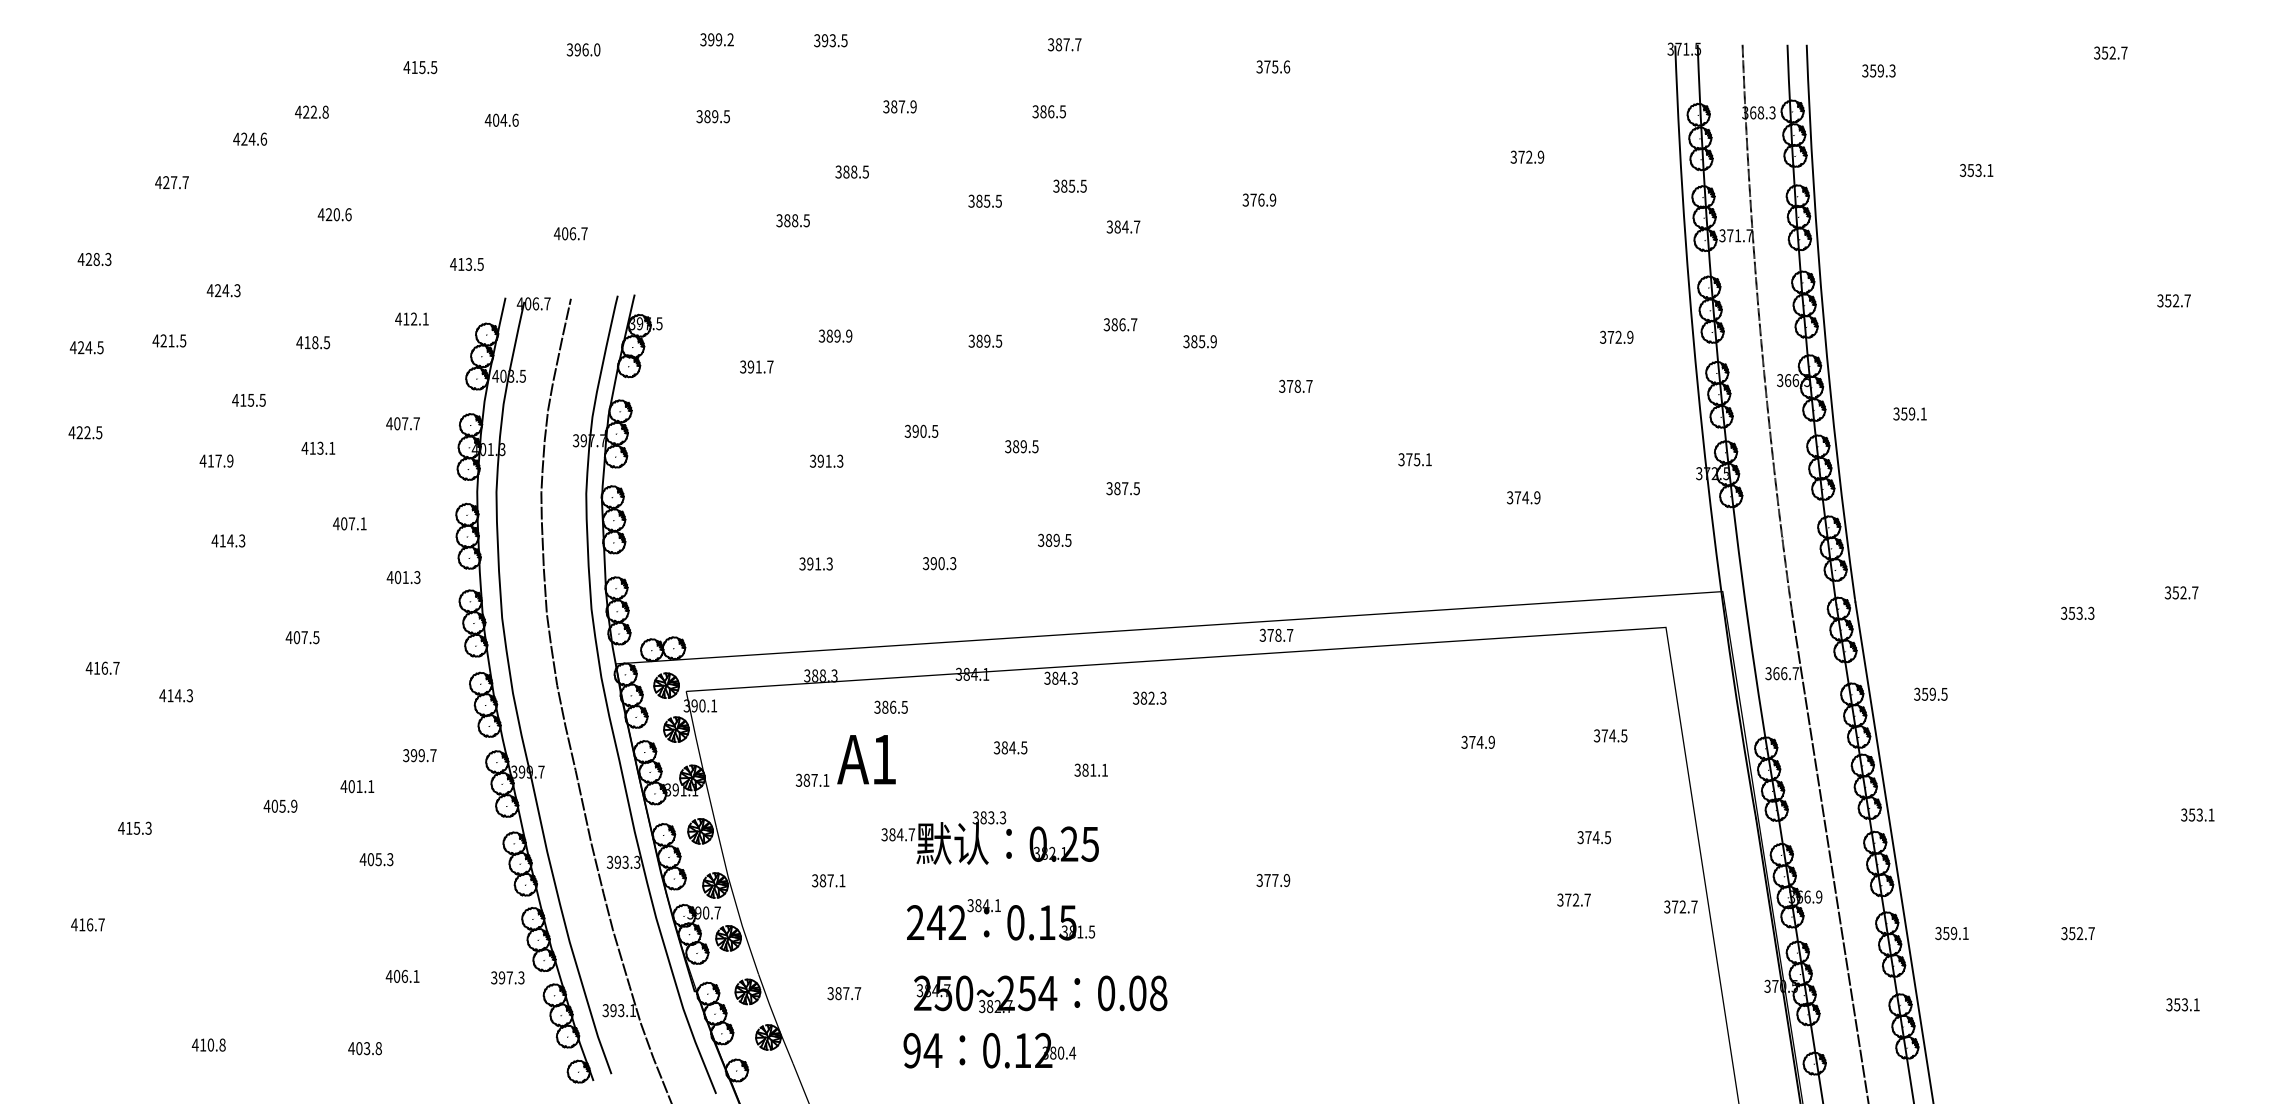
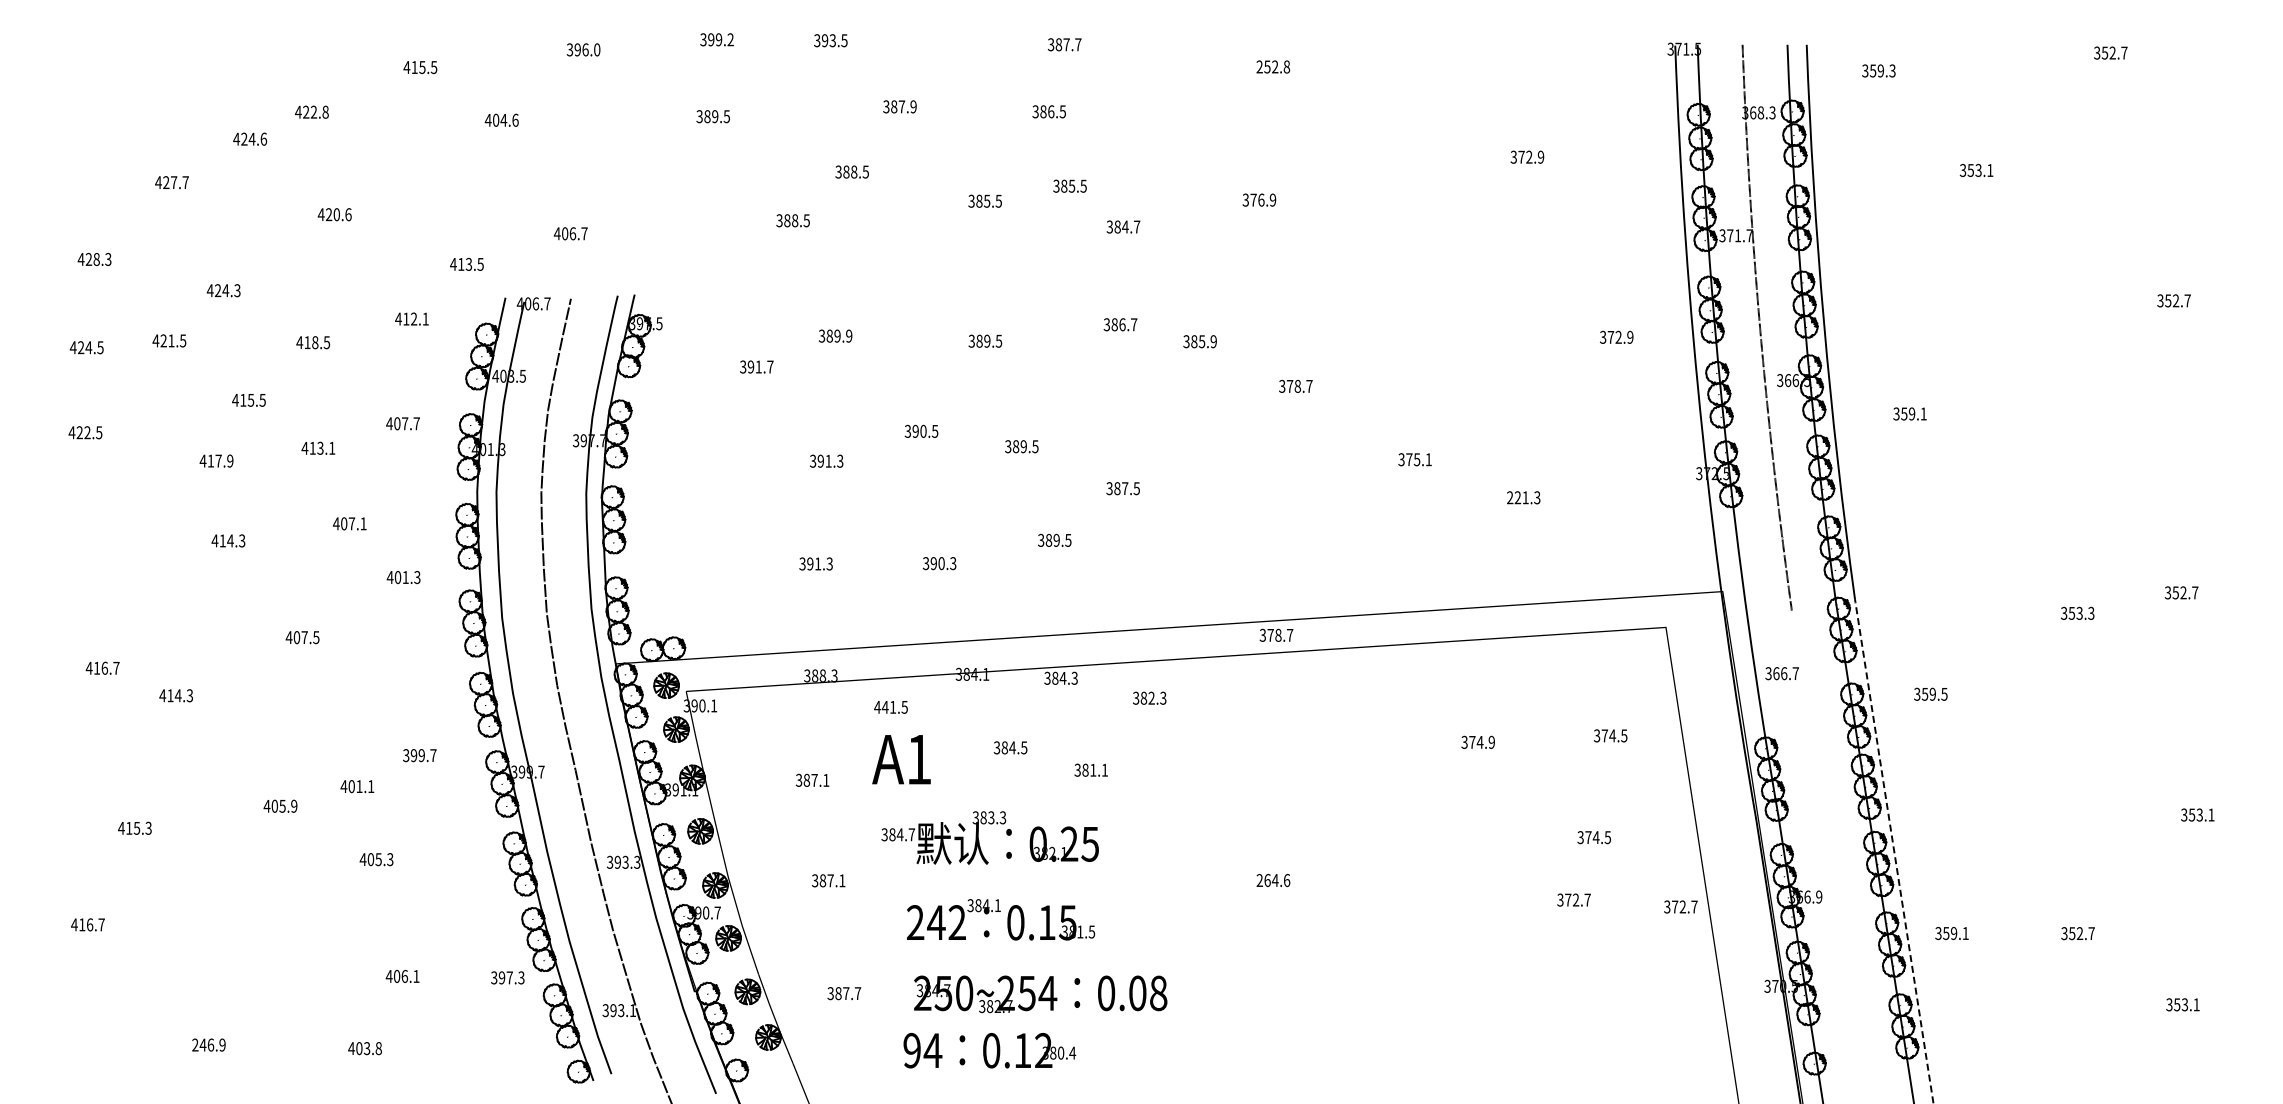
text: 375.6 -> 252.8 (1273, 66)
text: 374.9 -> 221.3 (1523, 497)
text: 386.5 -> 441.5 (885, 706)
text position: (866, 759) -> (901, 759) (901, 759)
line: solid -> dashed (1894, 852)
line: present -> none (1829, 854)
text: 377.9 -> 264.6 (1273, 880)
text: 410.8 -> 246.9 (208, 1044)
